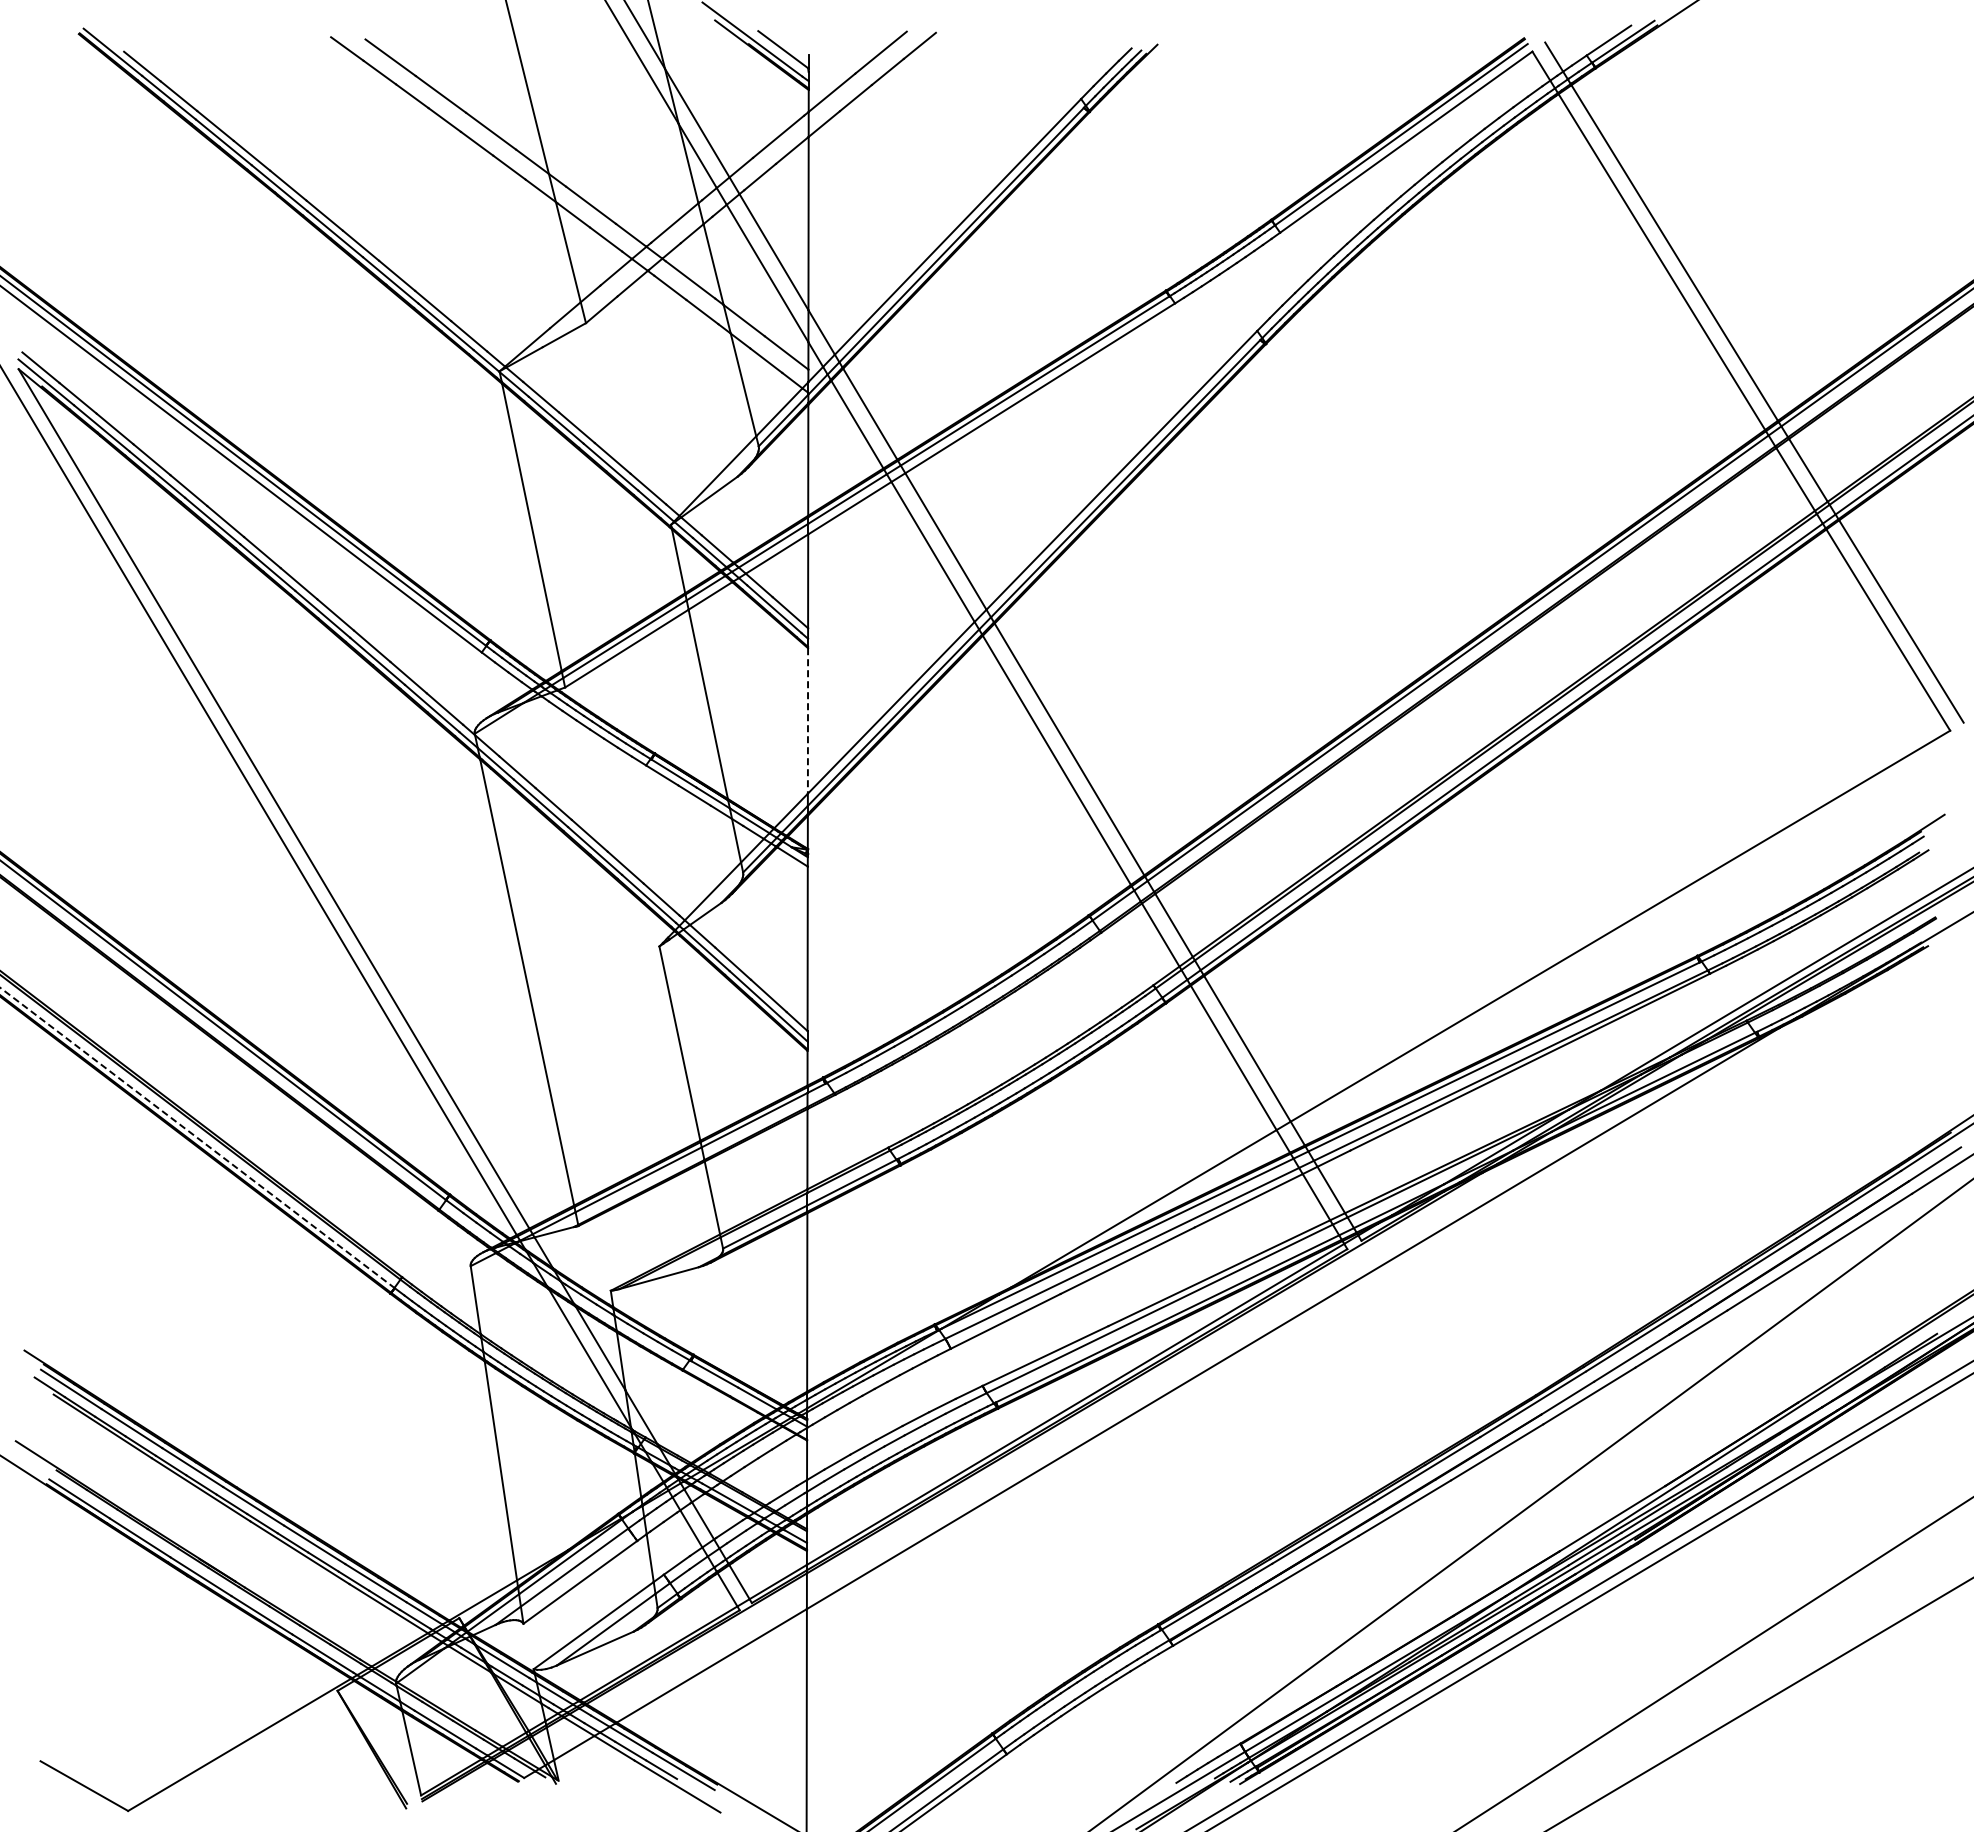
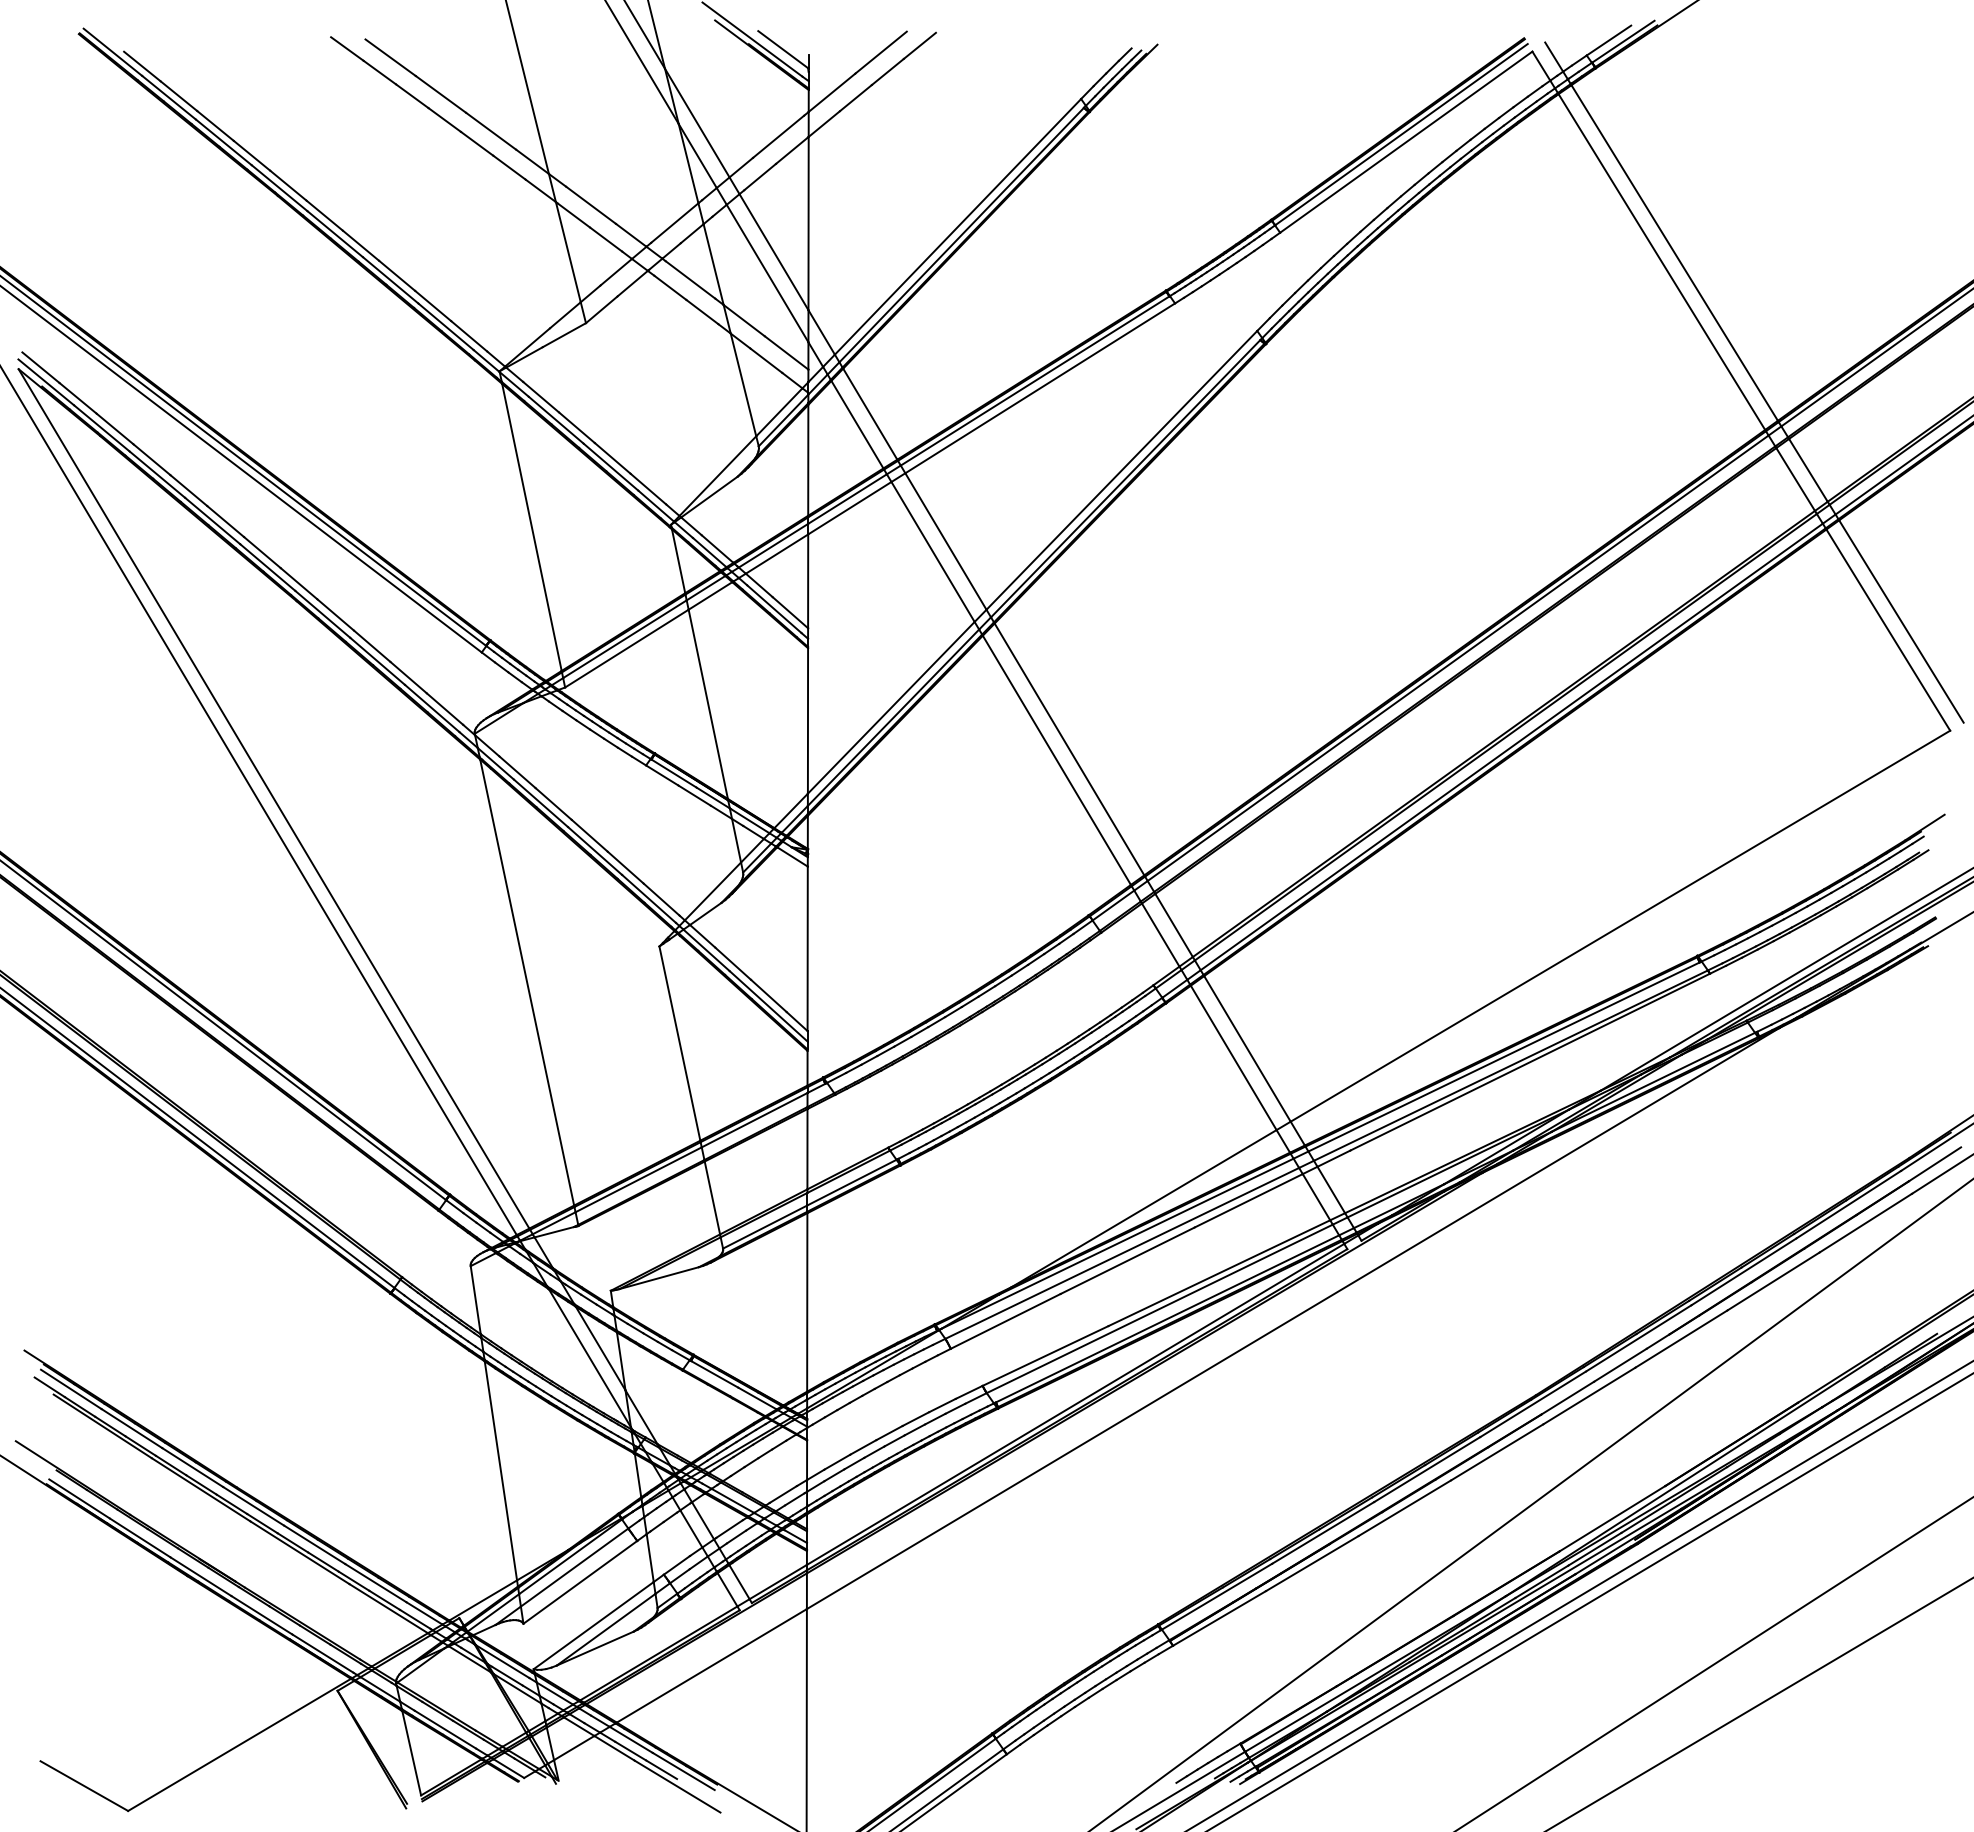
line: dashed -> solid (807, 720)
line: dashed -> solid (197, 1137)
